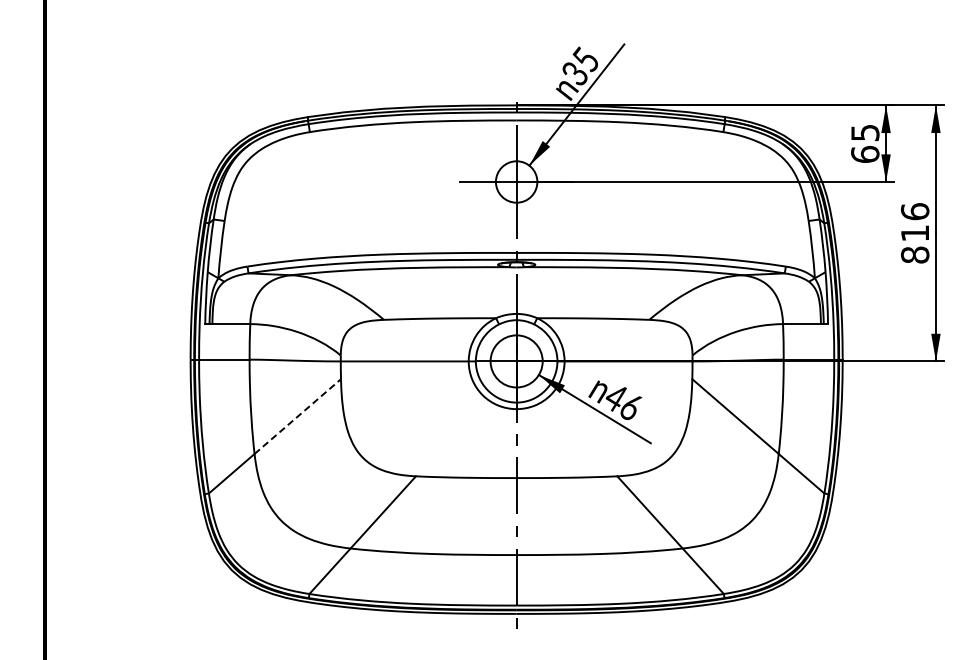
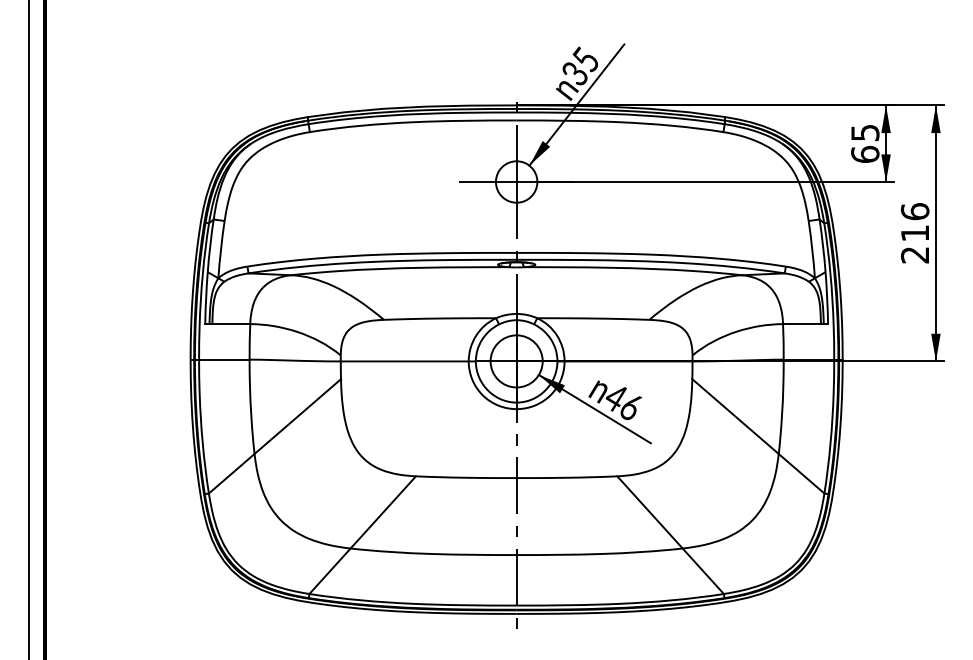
text: 816 -> 216 (915, 254)
line: none -> present (29, 329)
line: dashed -> solid (298, 416)
